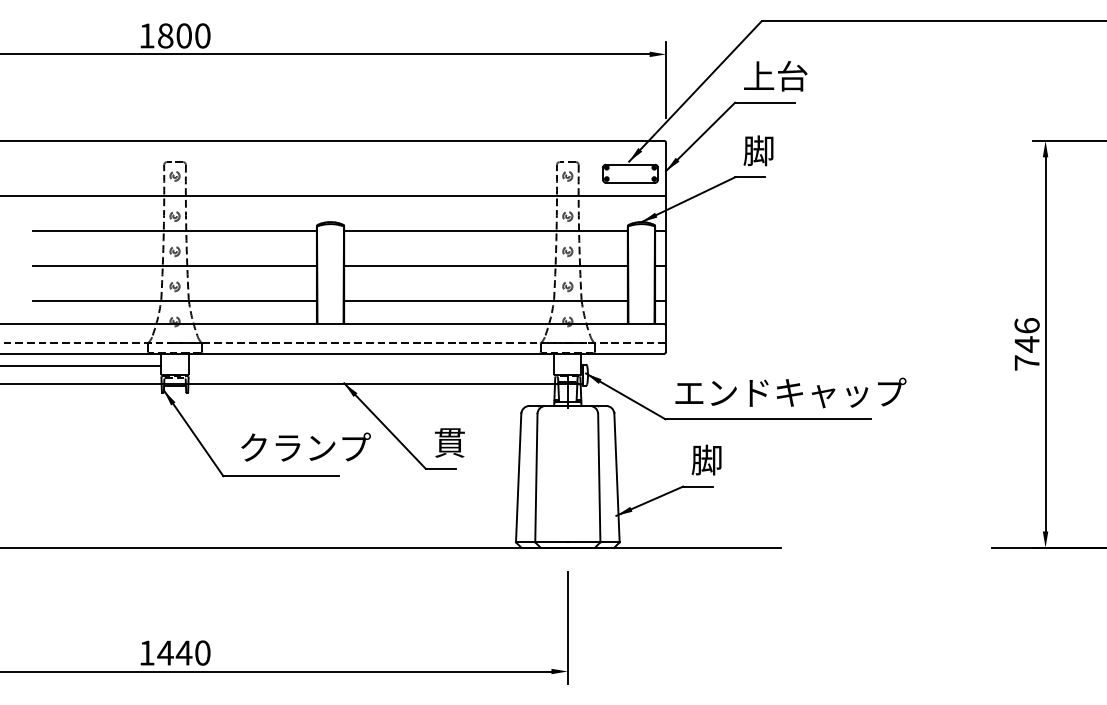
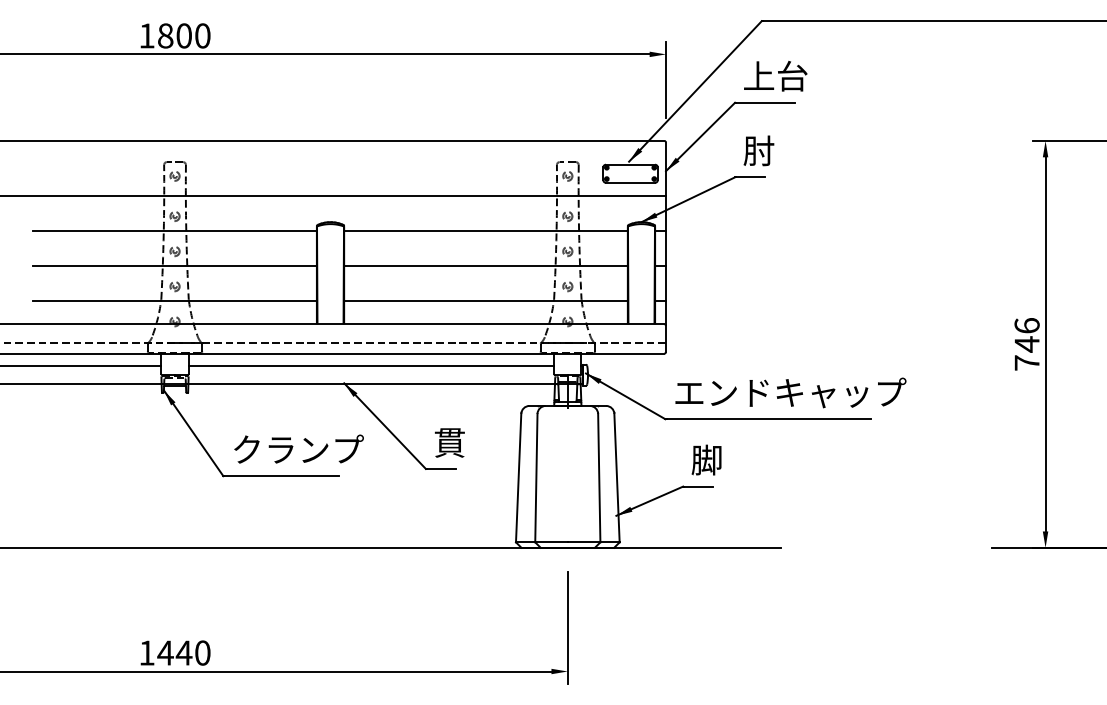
text: 脚 -> 肘 (759, 150)
line: none -> present (371, 365)
text position: (305, 446) -> (298, 448) (298, 448)
